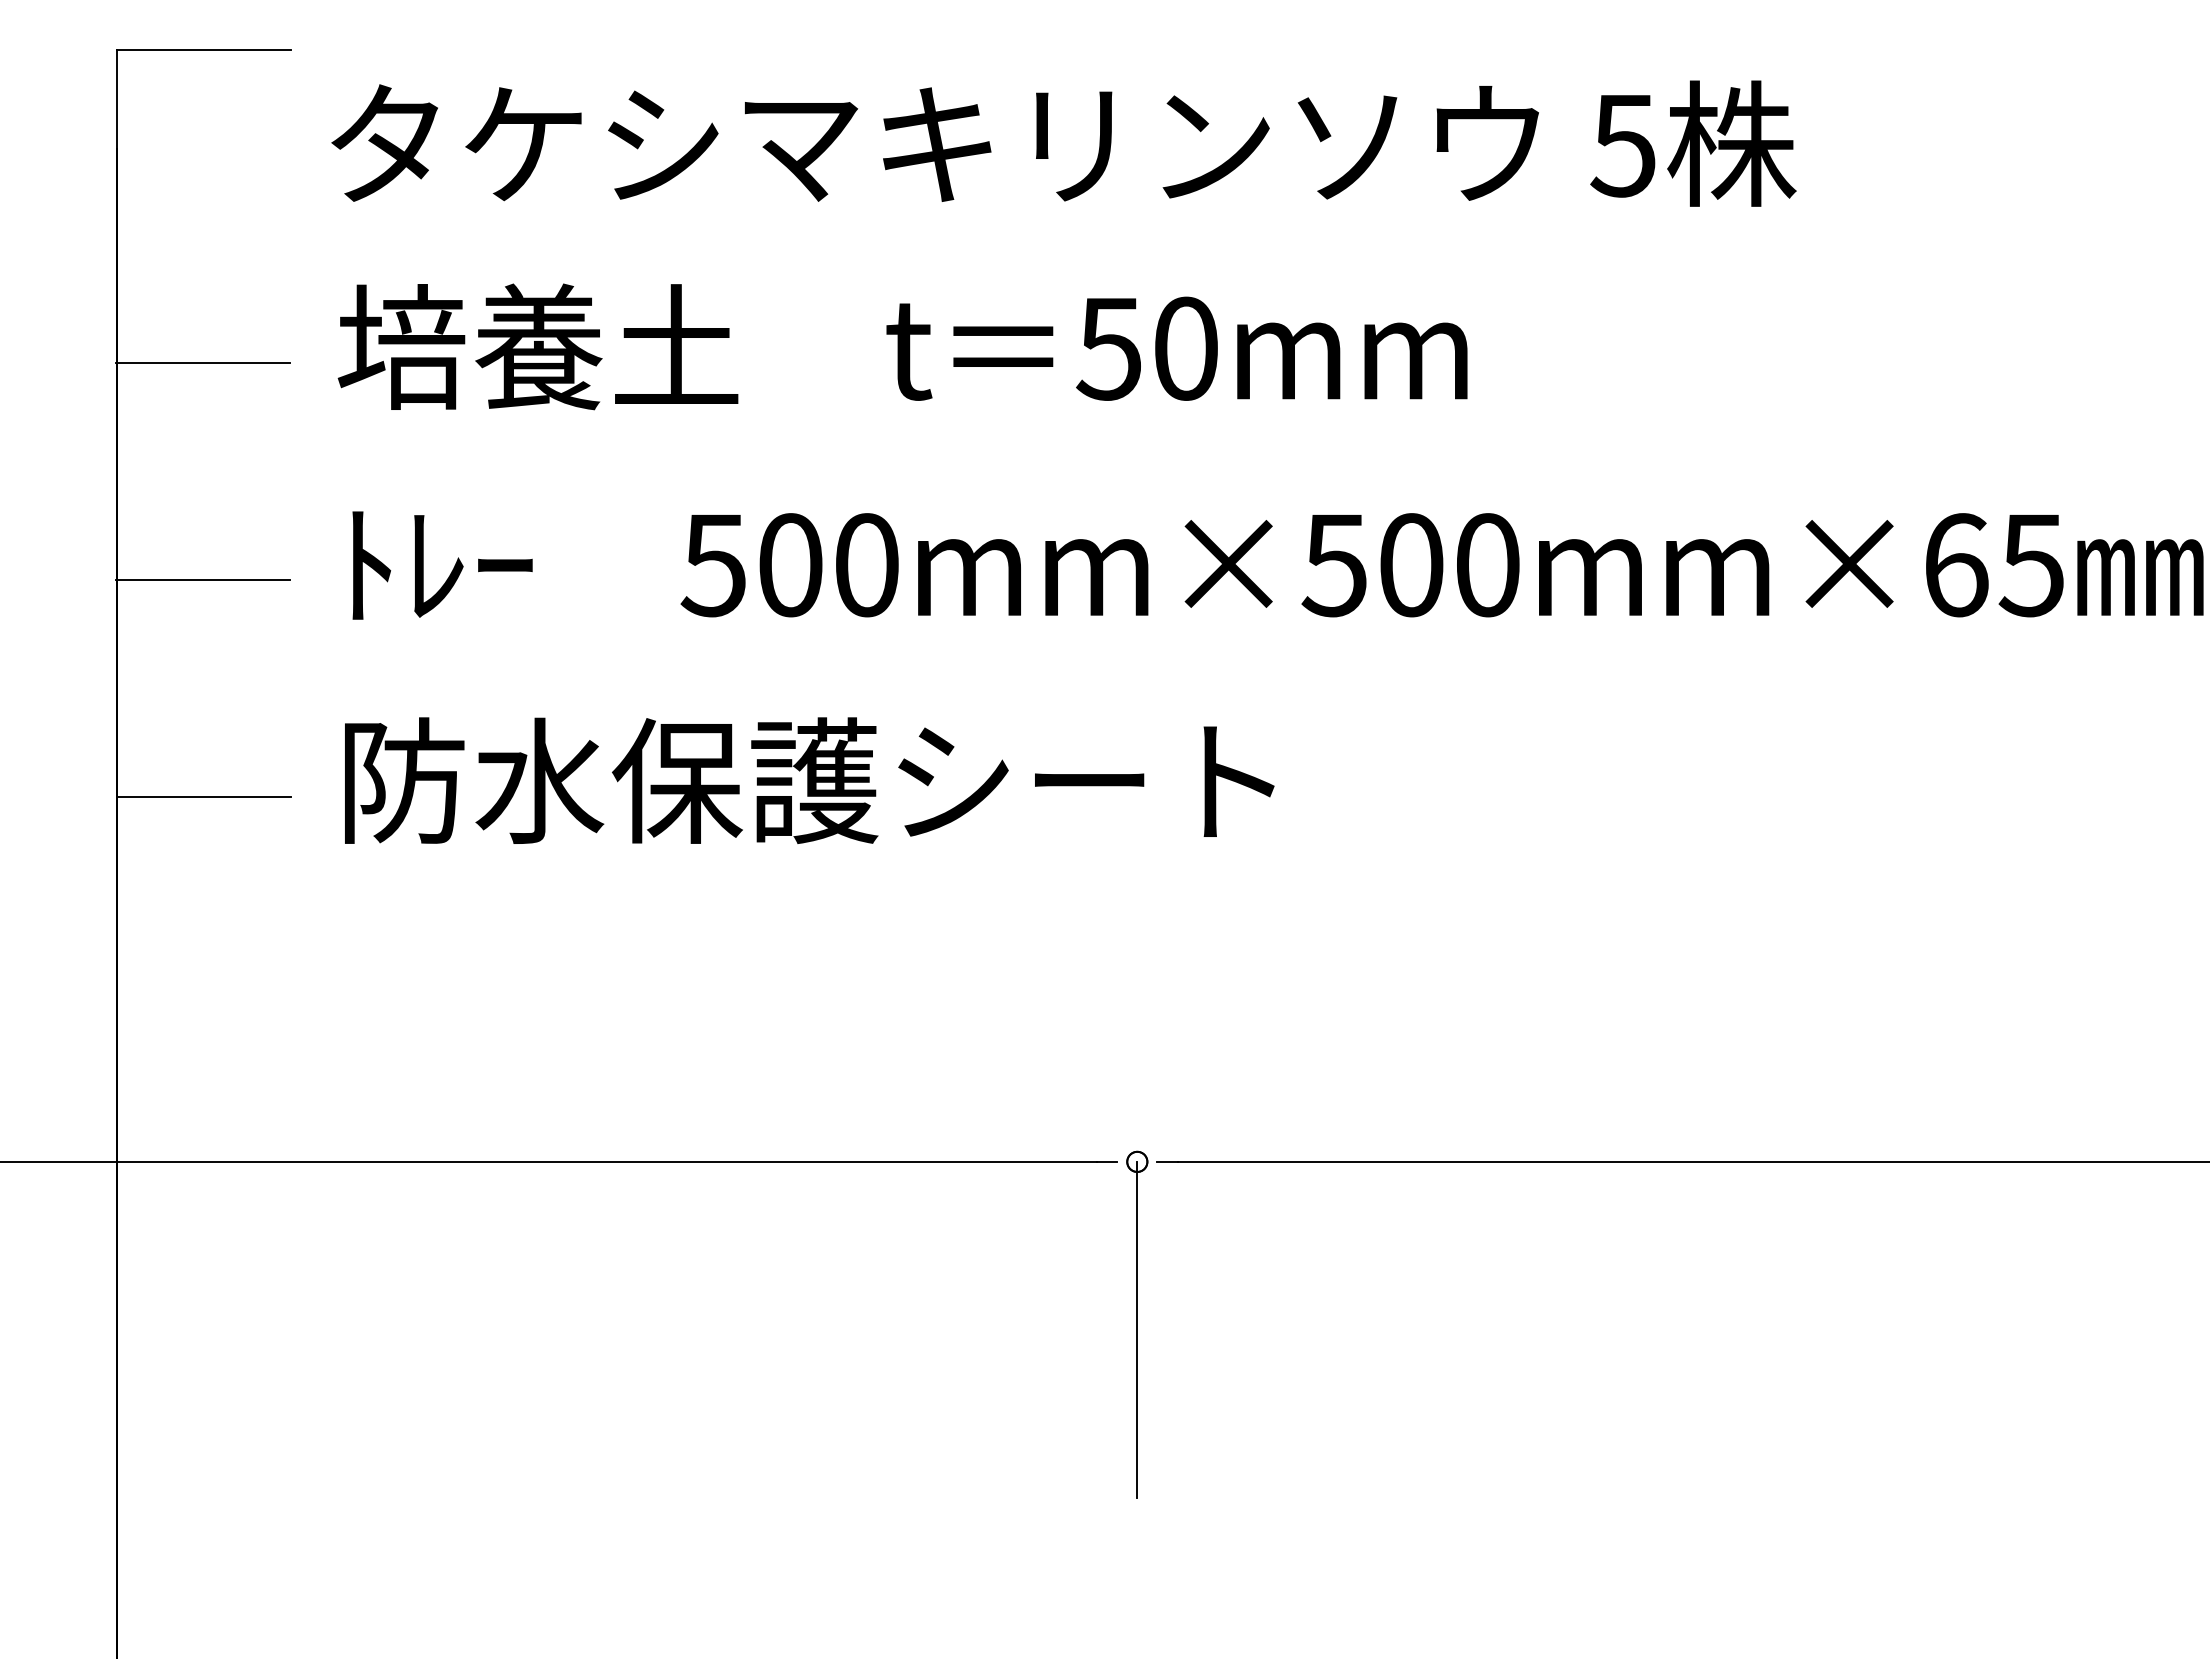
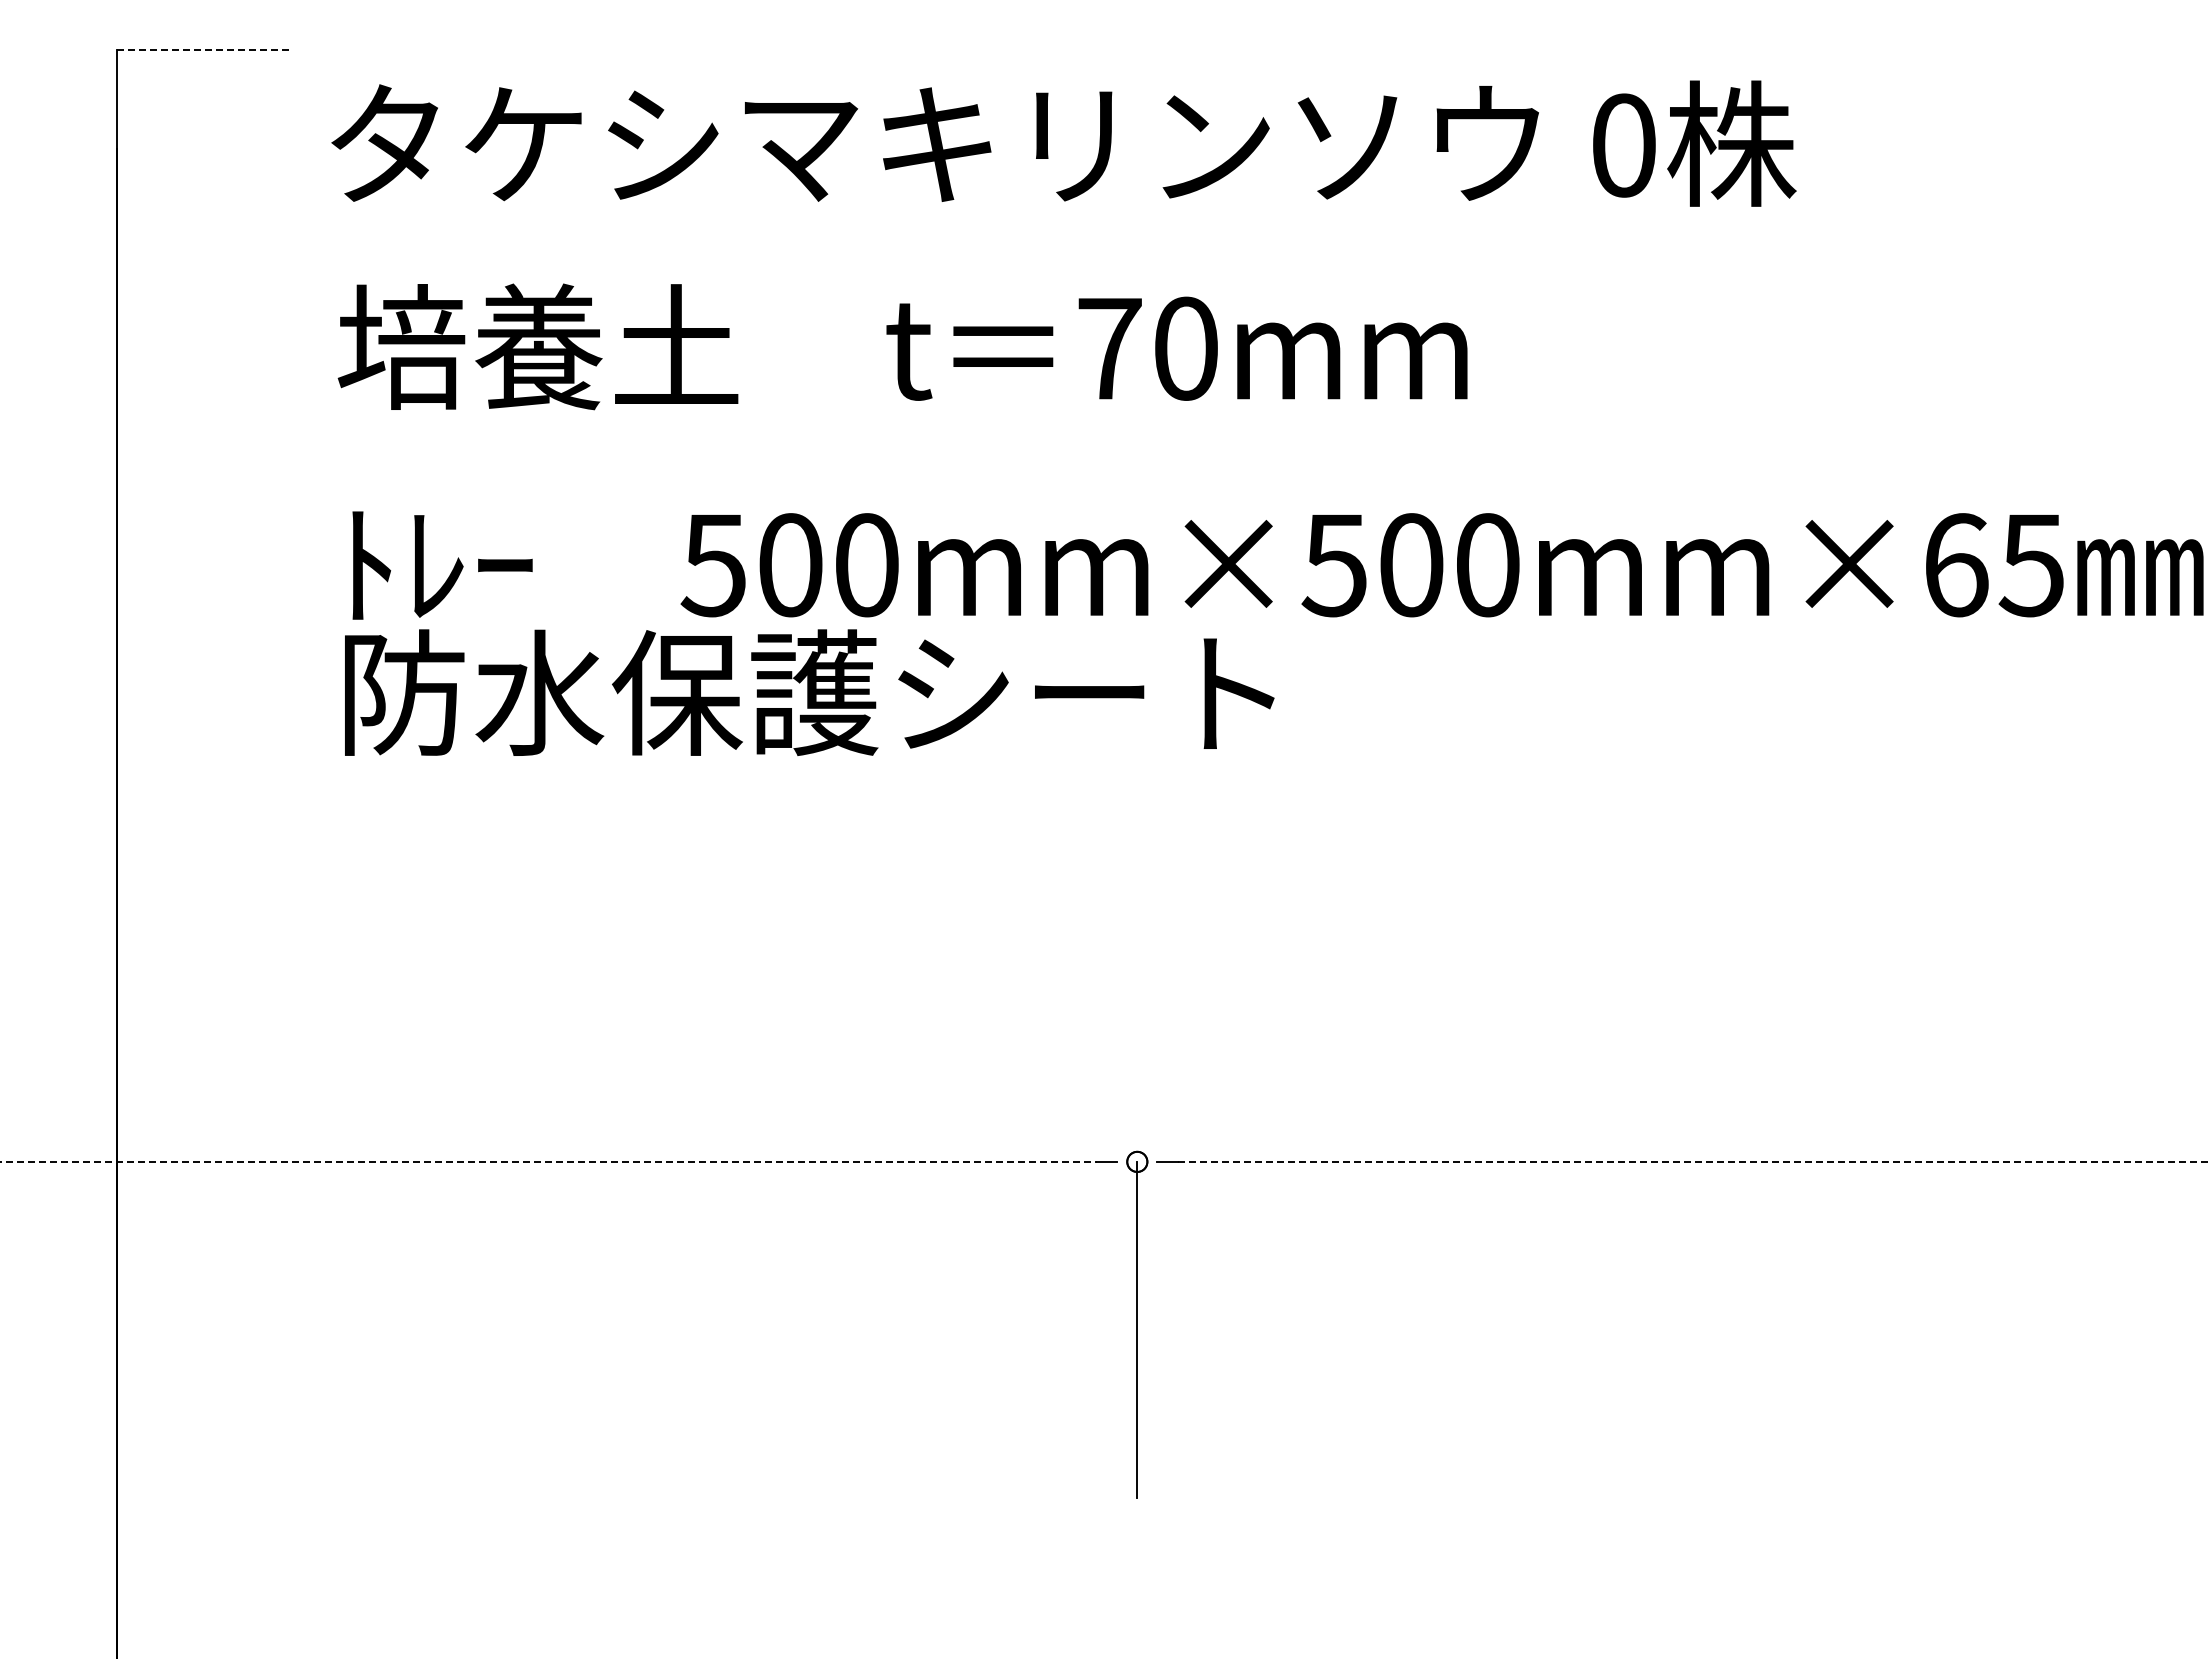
line: solid -> dashed (204, 49)
text: 5 -> 0 (1622, 145)
text: 50mm -> 70mm (1108, 349)
line: present -> none (202, 362)
line: present -> none (202, 580)
text position: (809, 780) -> (809, 692) (809, 692)
line: present -> none (203, 797)
line: solid -> dashed (549, 1161)
line: solid -> dashed (1693, 1161)
